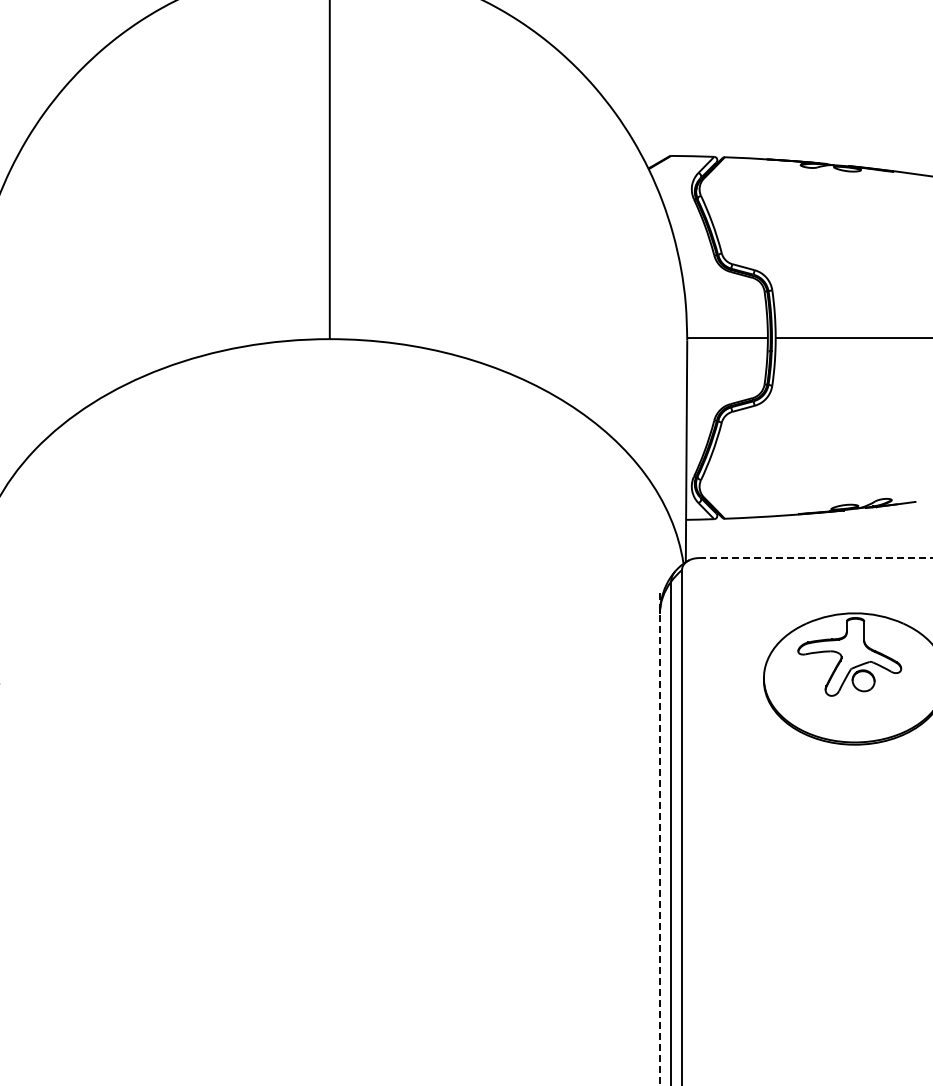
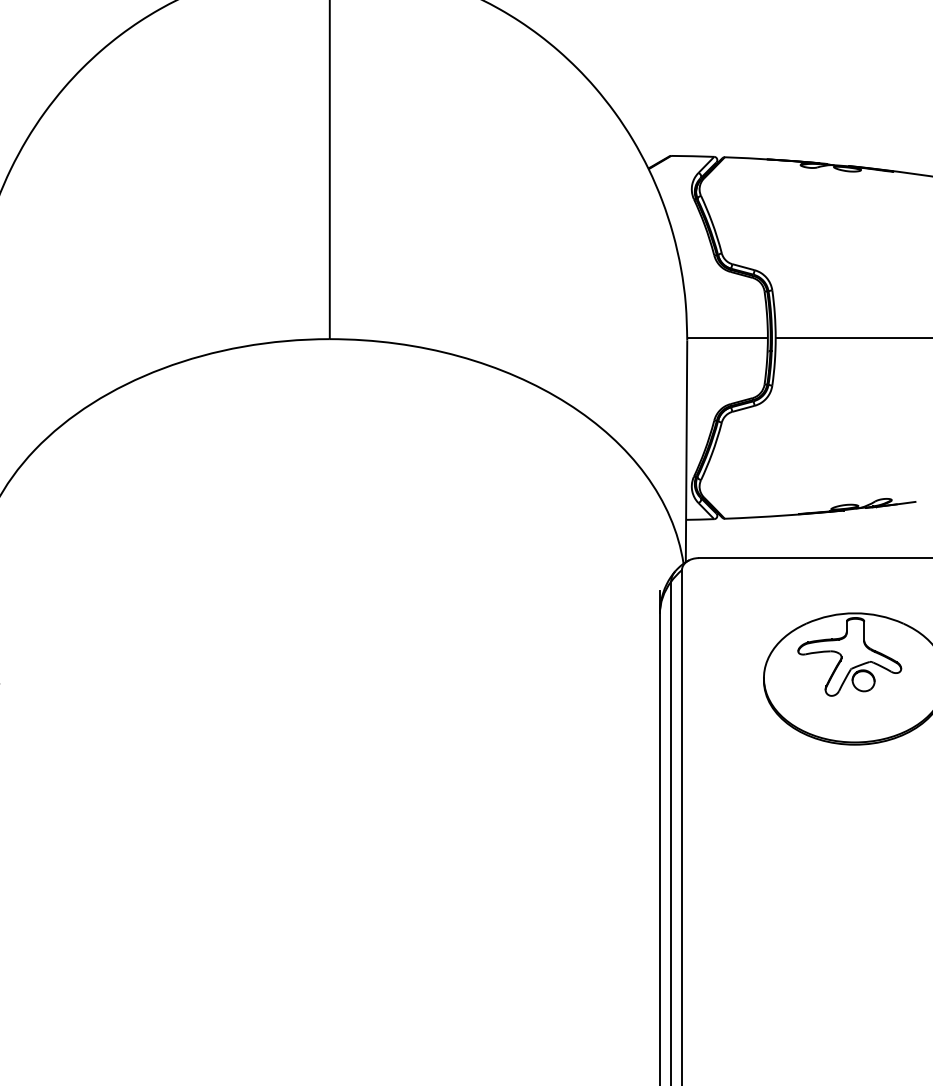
line: dashed -> solid (815, 558)
line: dashed -> solid (659, 837)
